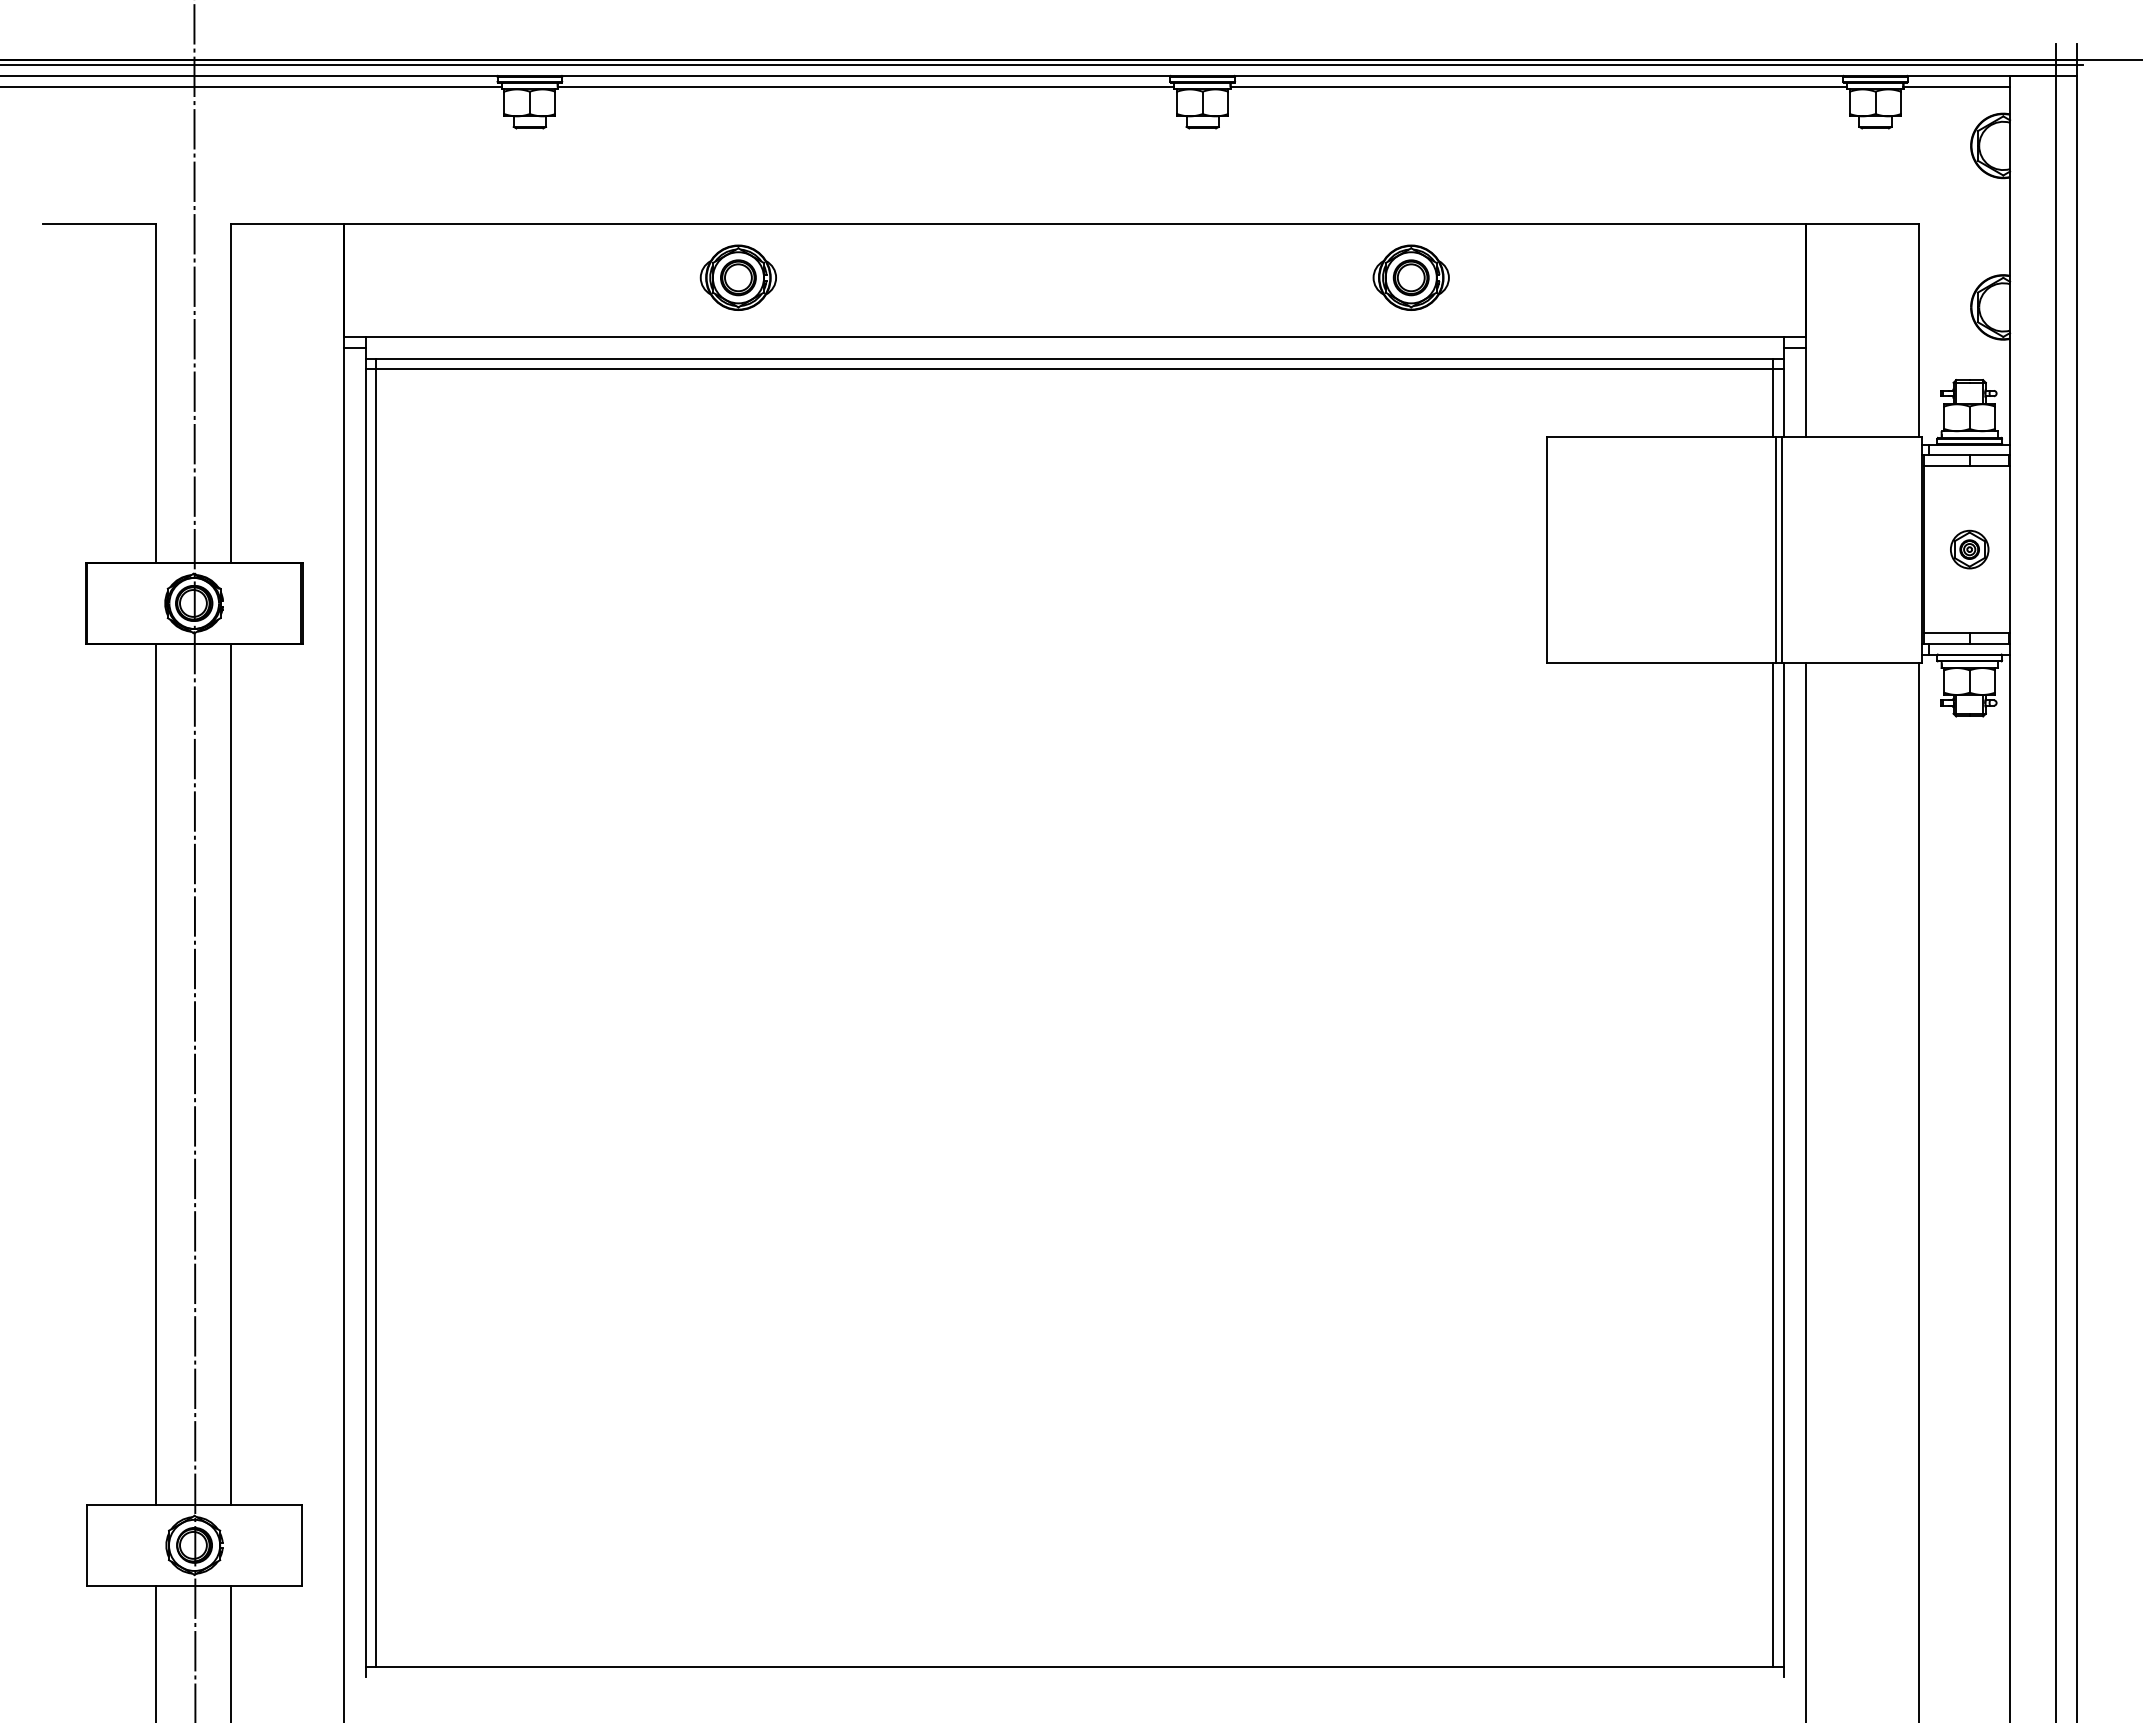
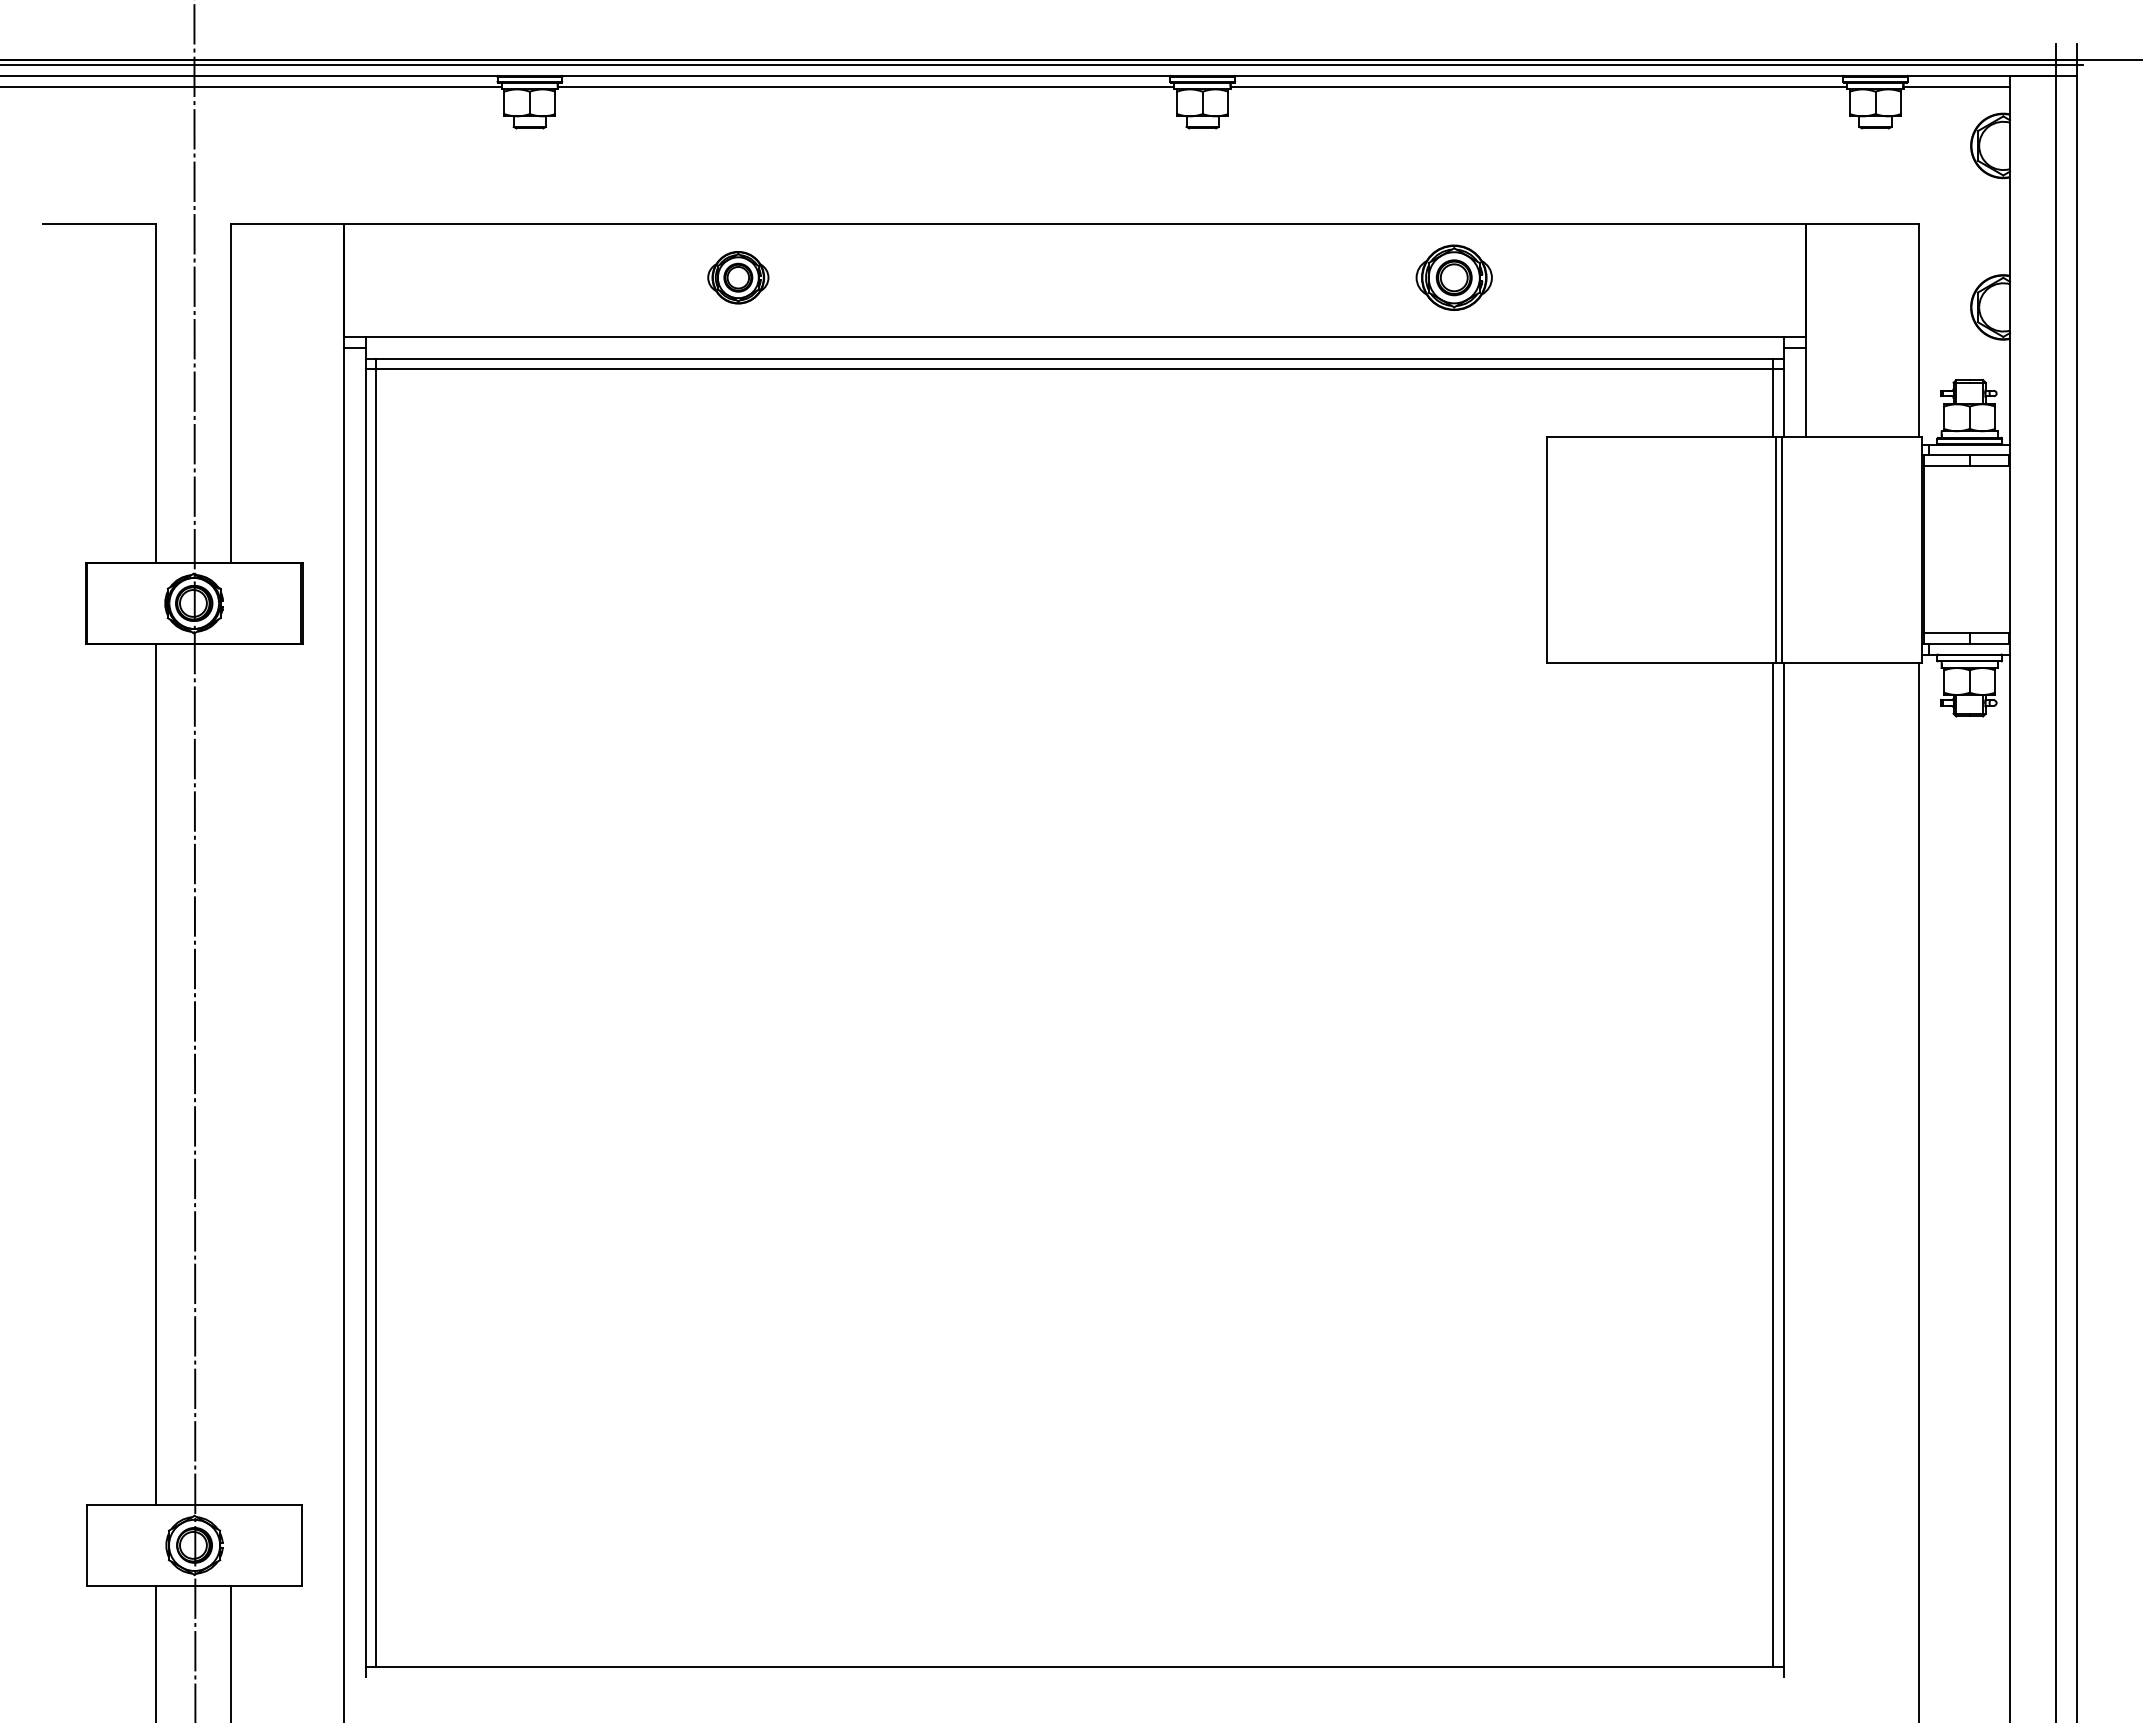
part size: 78x67 px -> 63x54 px (738, 277)
part position: (1410, 277) -> (1453, 277) (1453, 277)
part: present -> none (1969, 549)
line: present -> none (231, 1074)
line: present -> none (1805, 1190)
